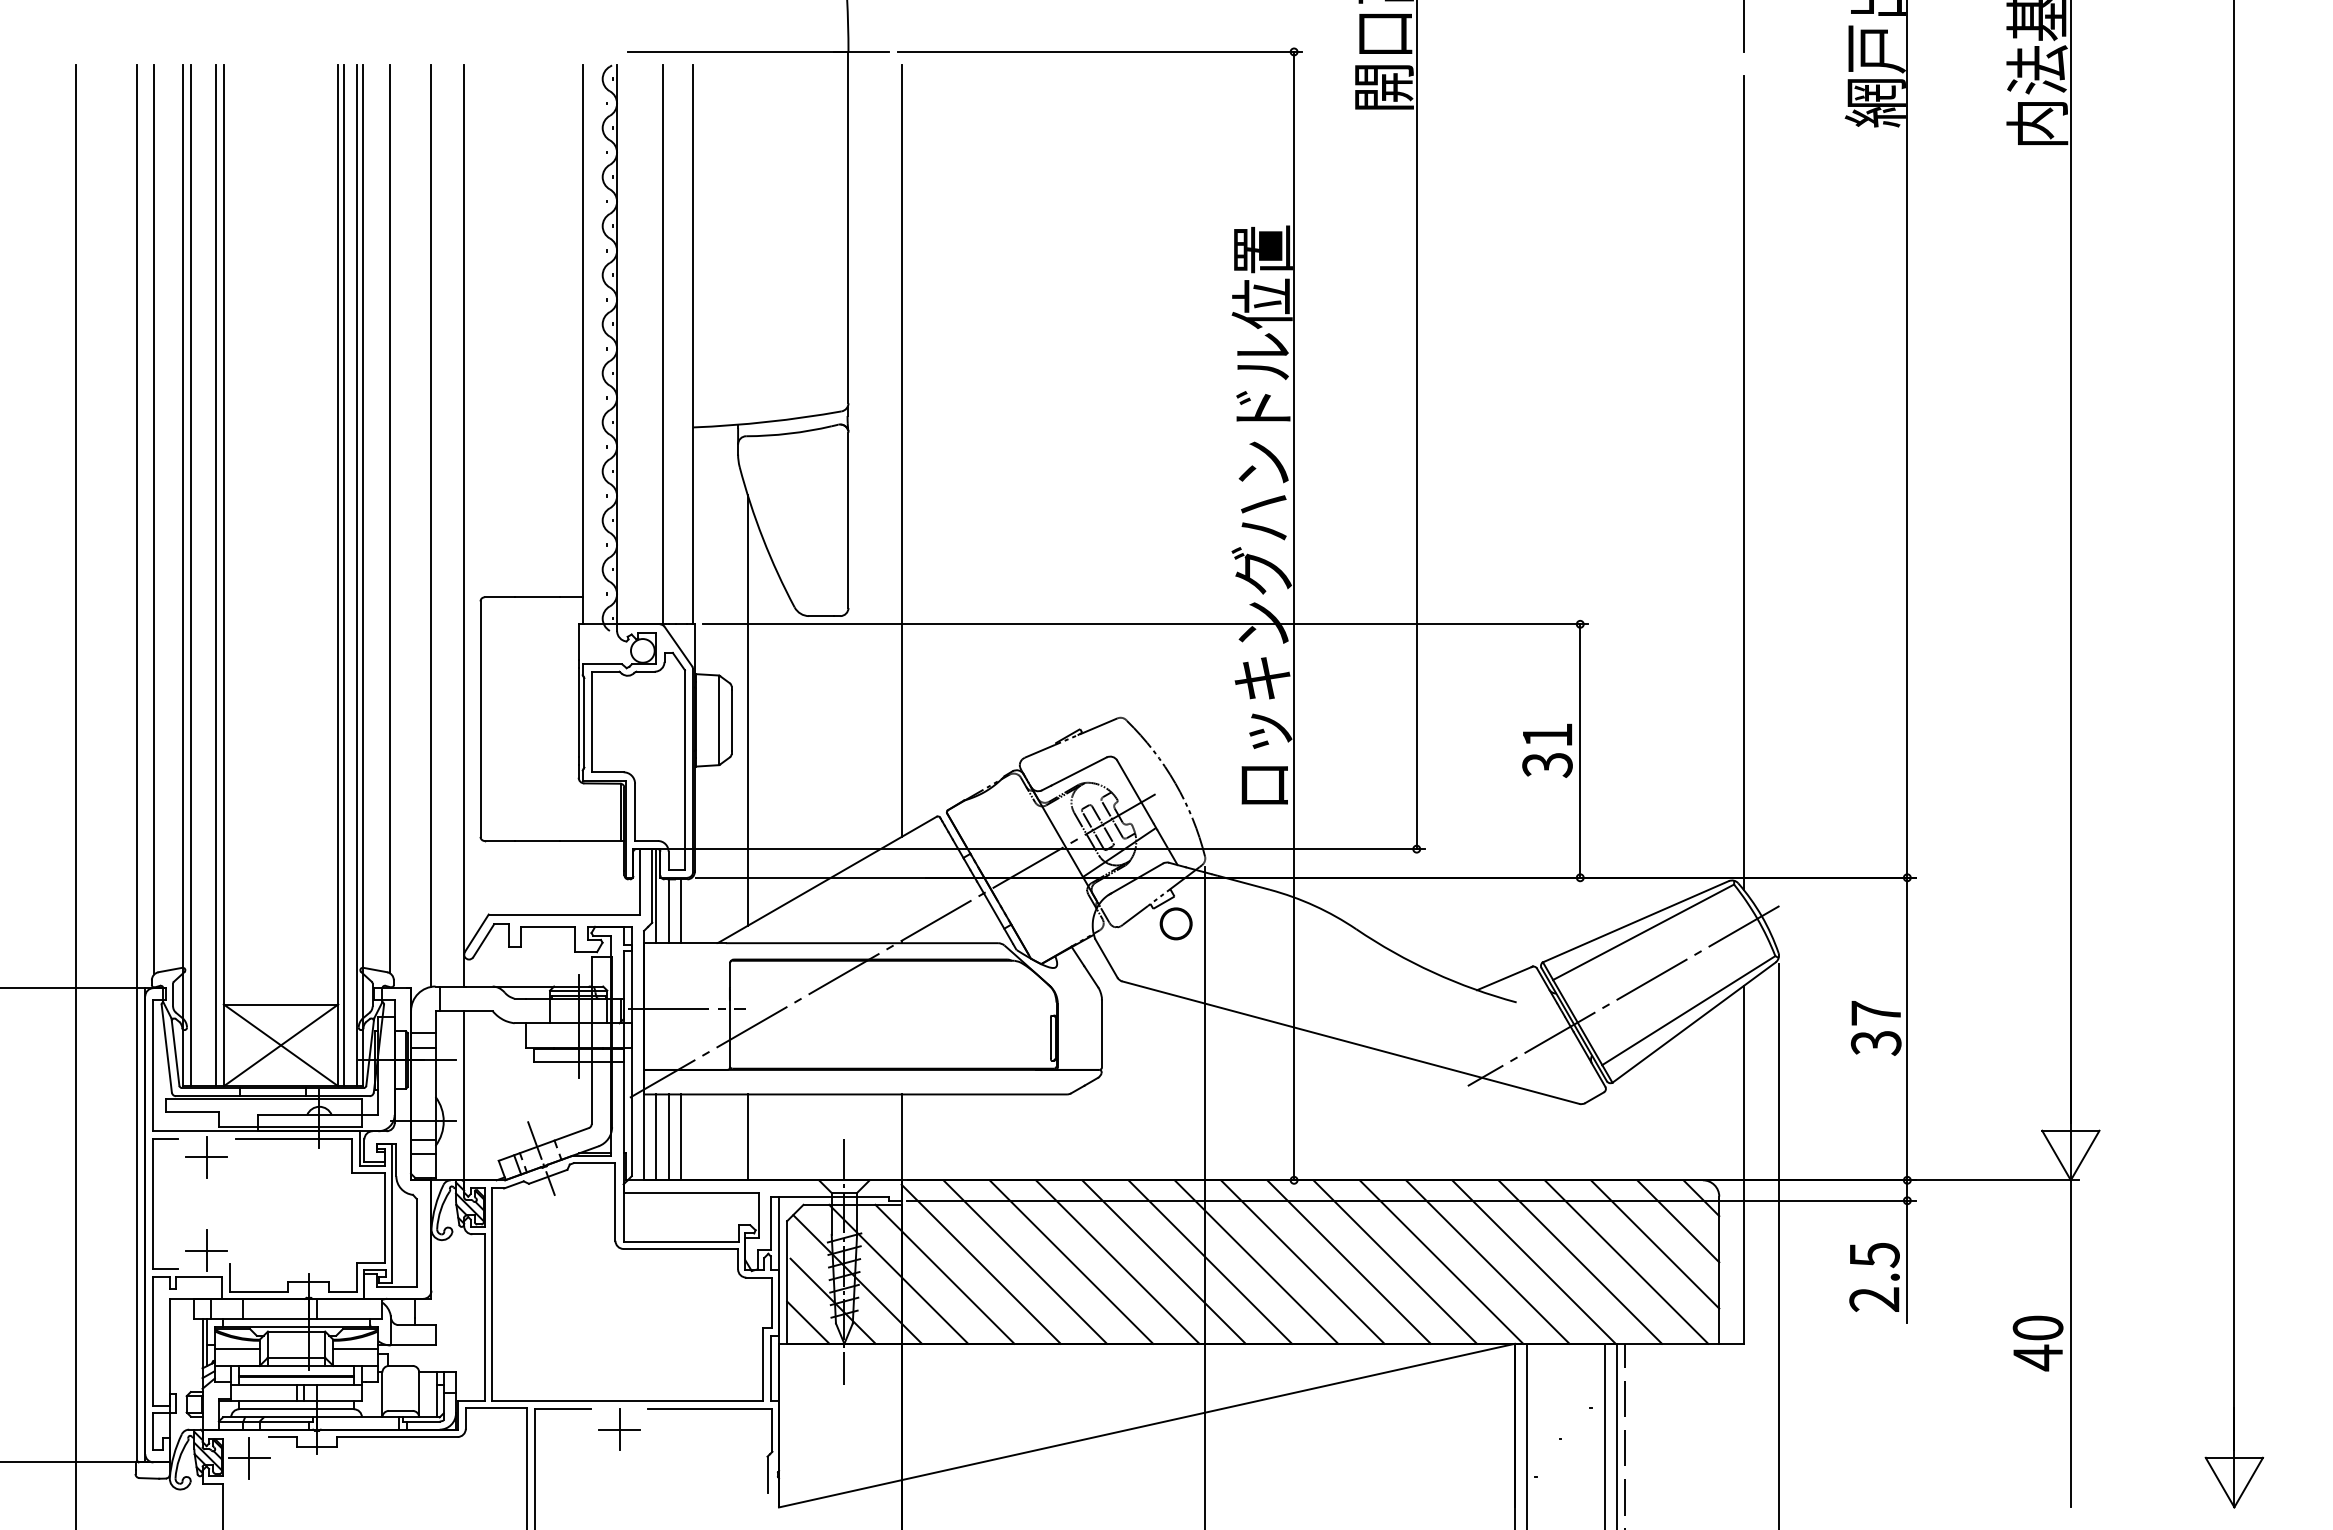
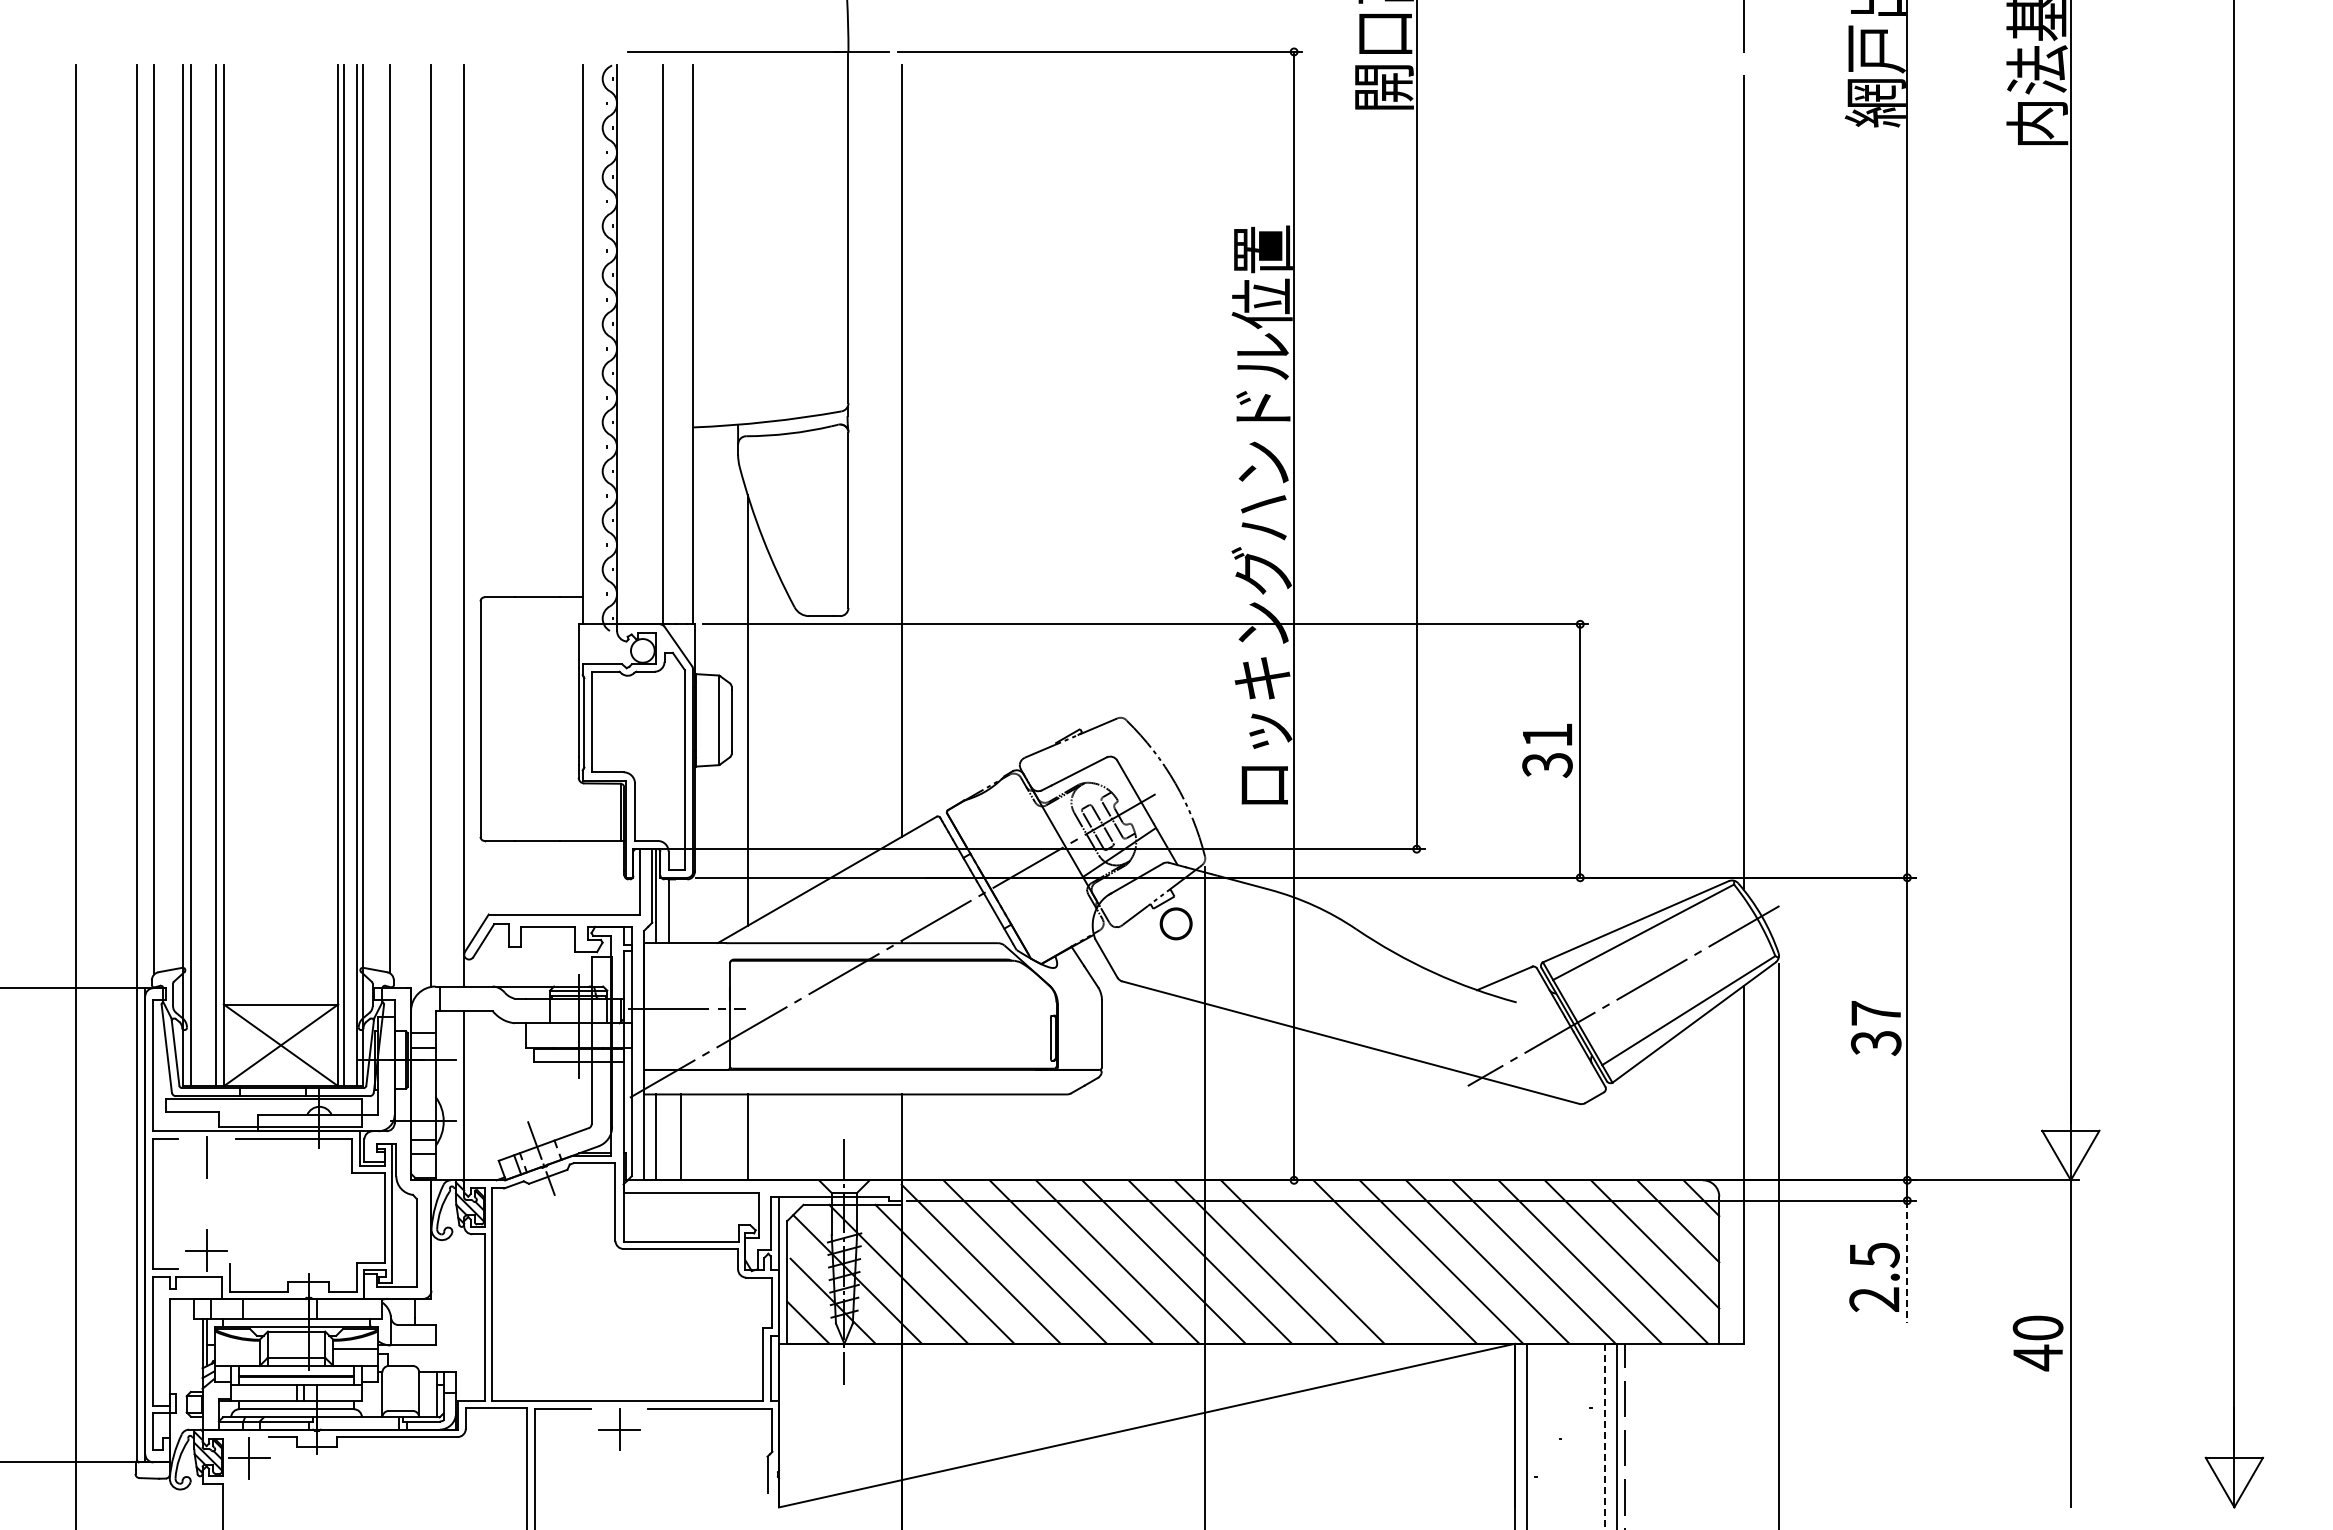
line: present -> none (680, 911)
line: present -> none (668, 1137)
line: present -> none (206, 1157)
line: present -> none (1348, 1261)
line: solid -> dashed (1907, 1261)
line: present -> none (236, 1349)
line: solid -> dashed (1604, 1436)
